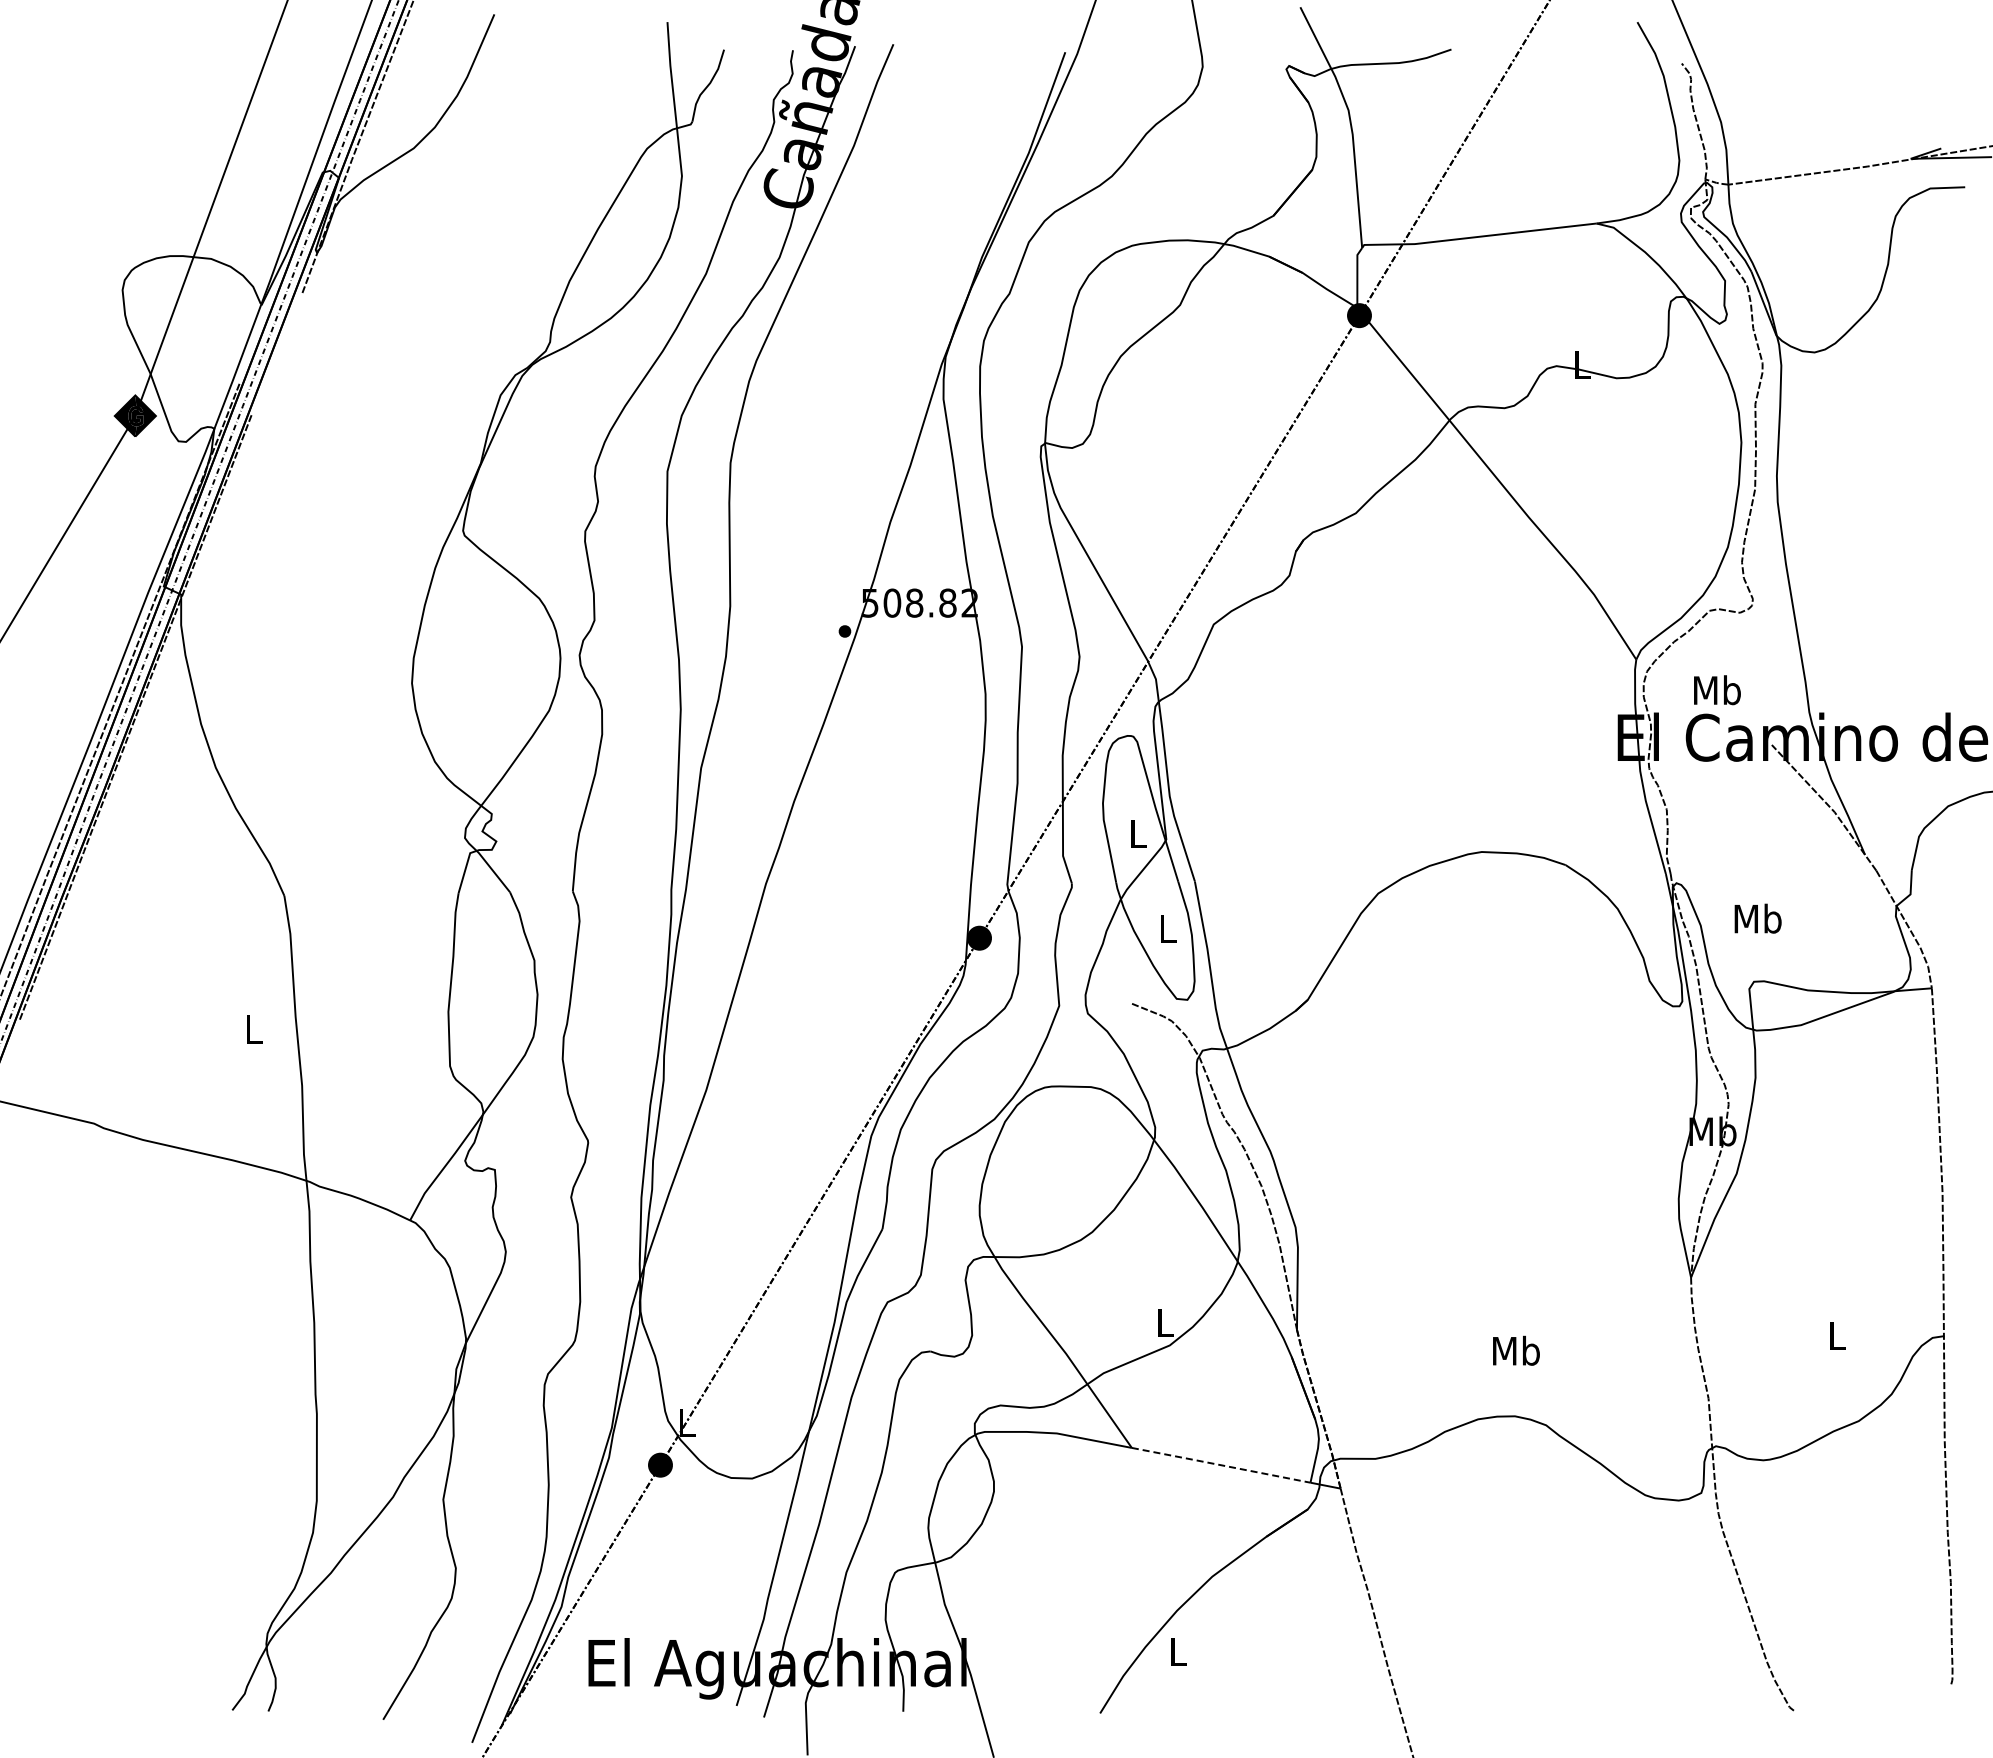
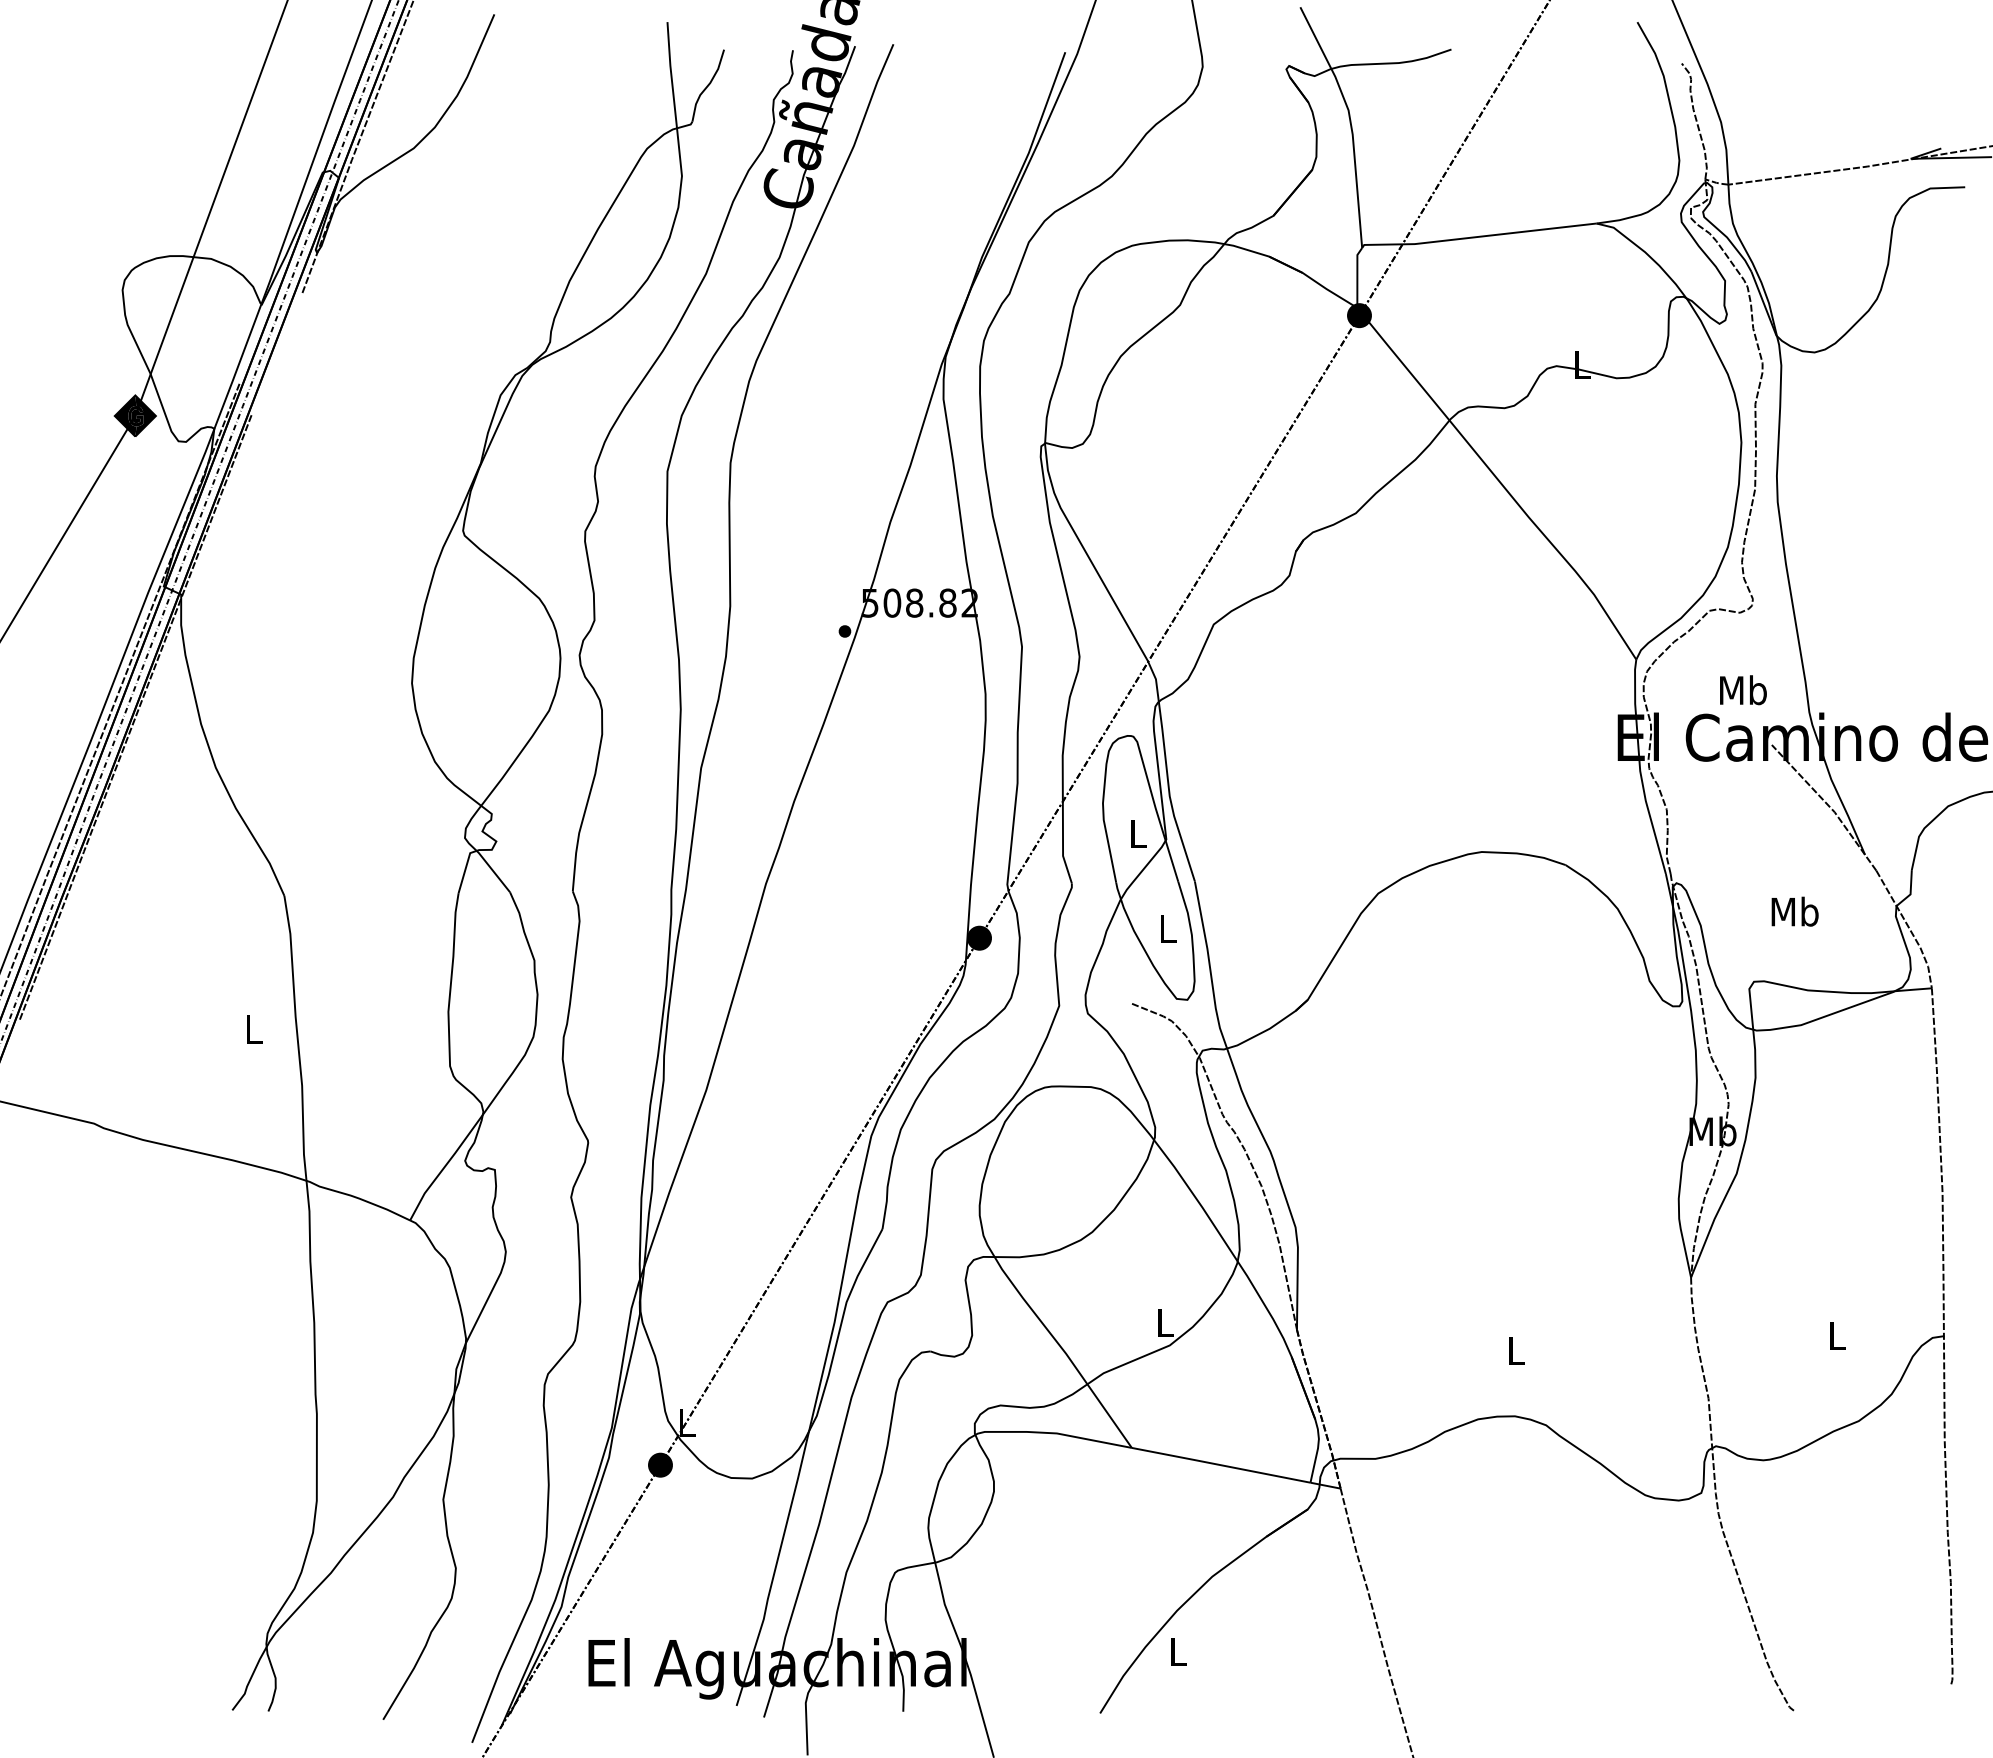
text position: (1717, 690) -> (1743, 690) (1743, 690)
text position: (1757, 918) -> (1794, 911) (1794, 911)
text: Mb -> L (1516, 1350)
line: dashed -> solid (1220, 1465)
